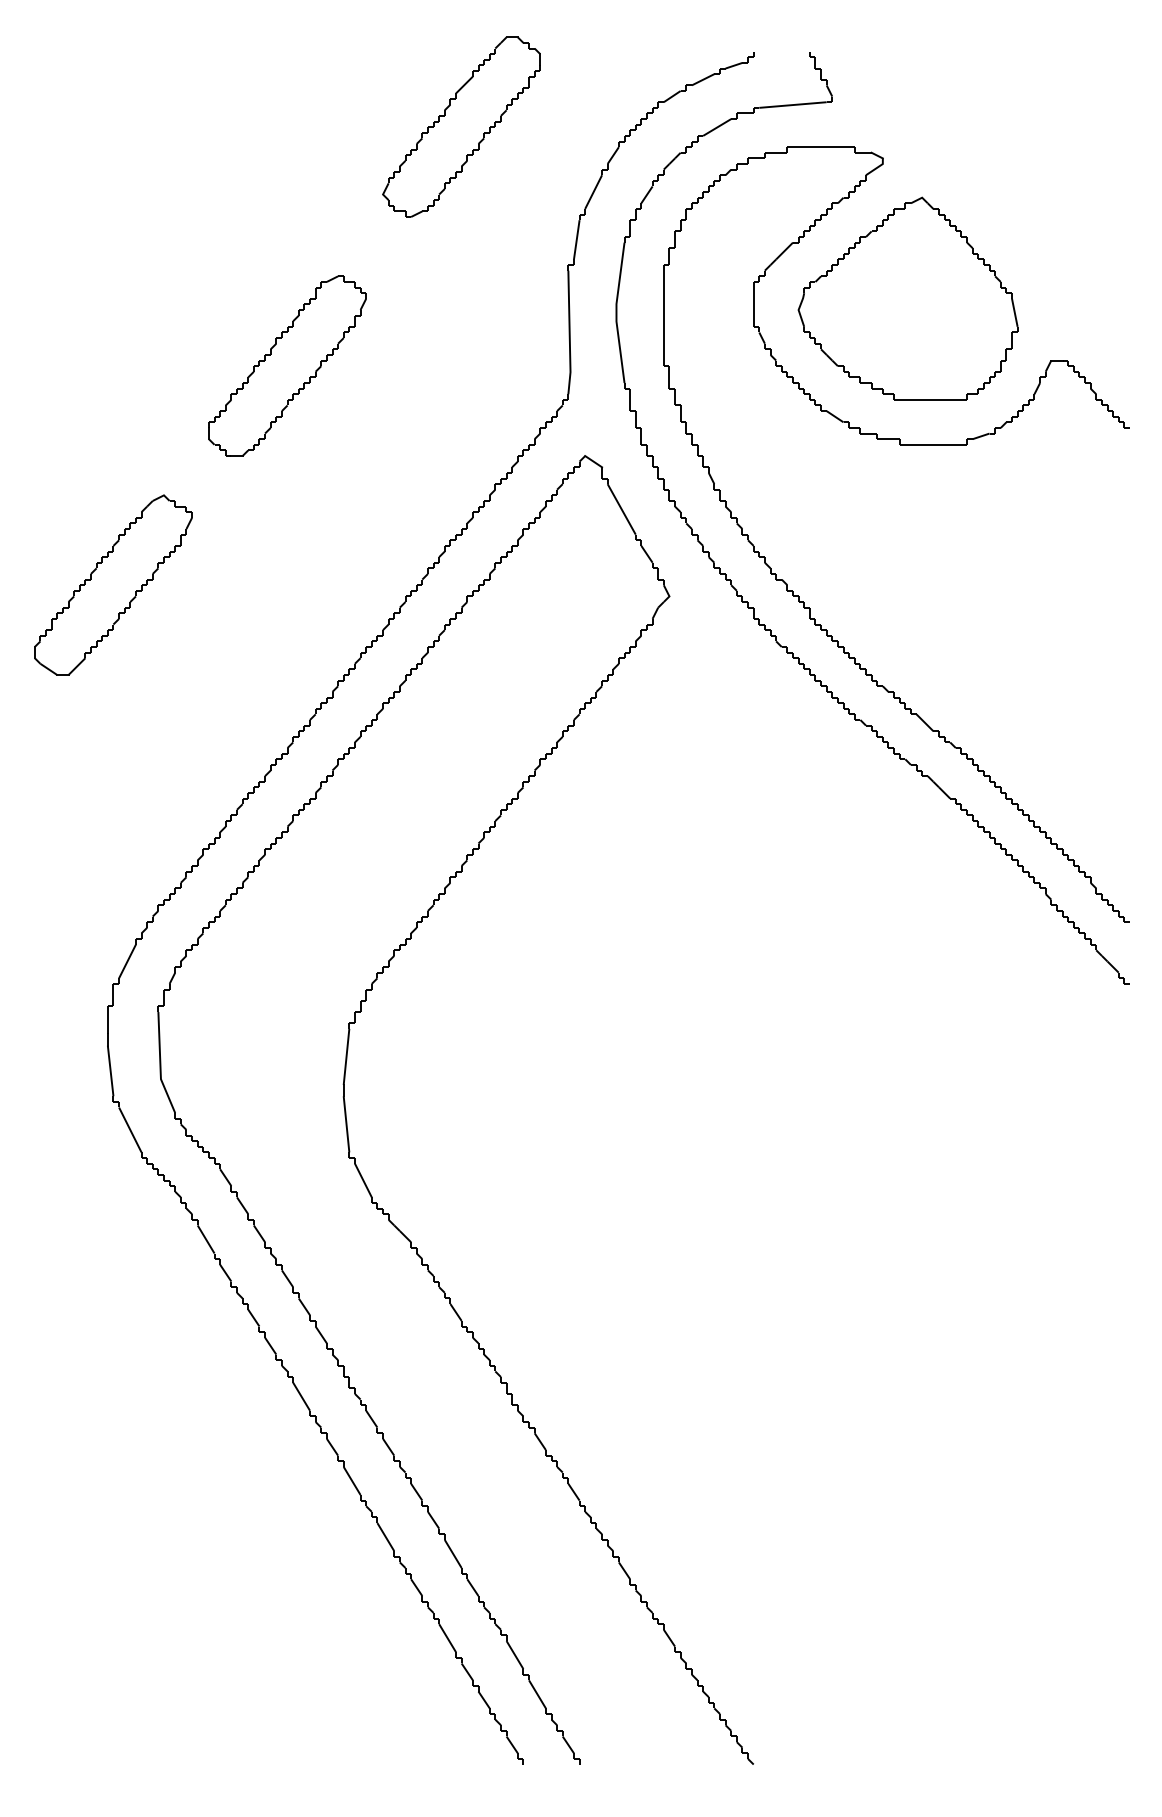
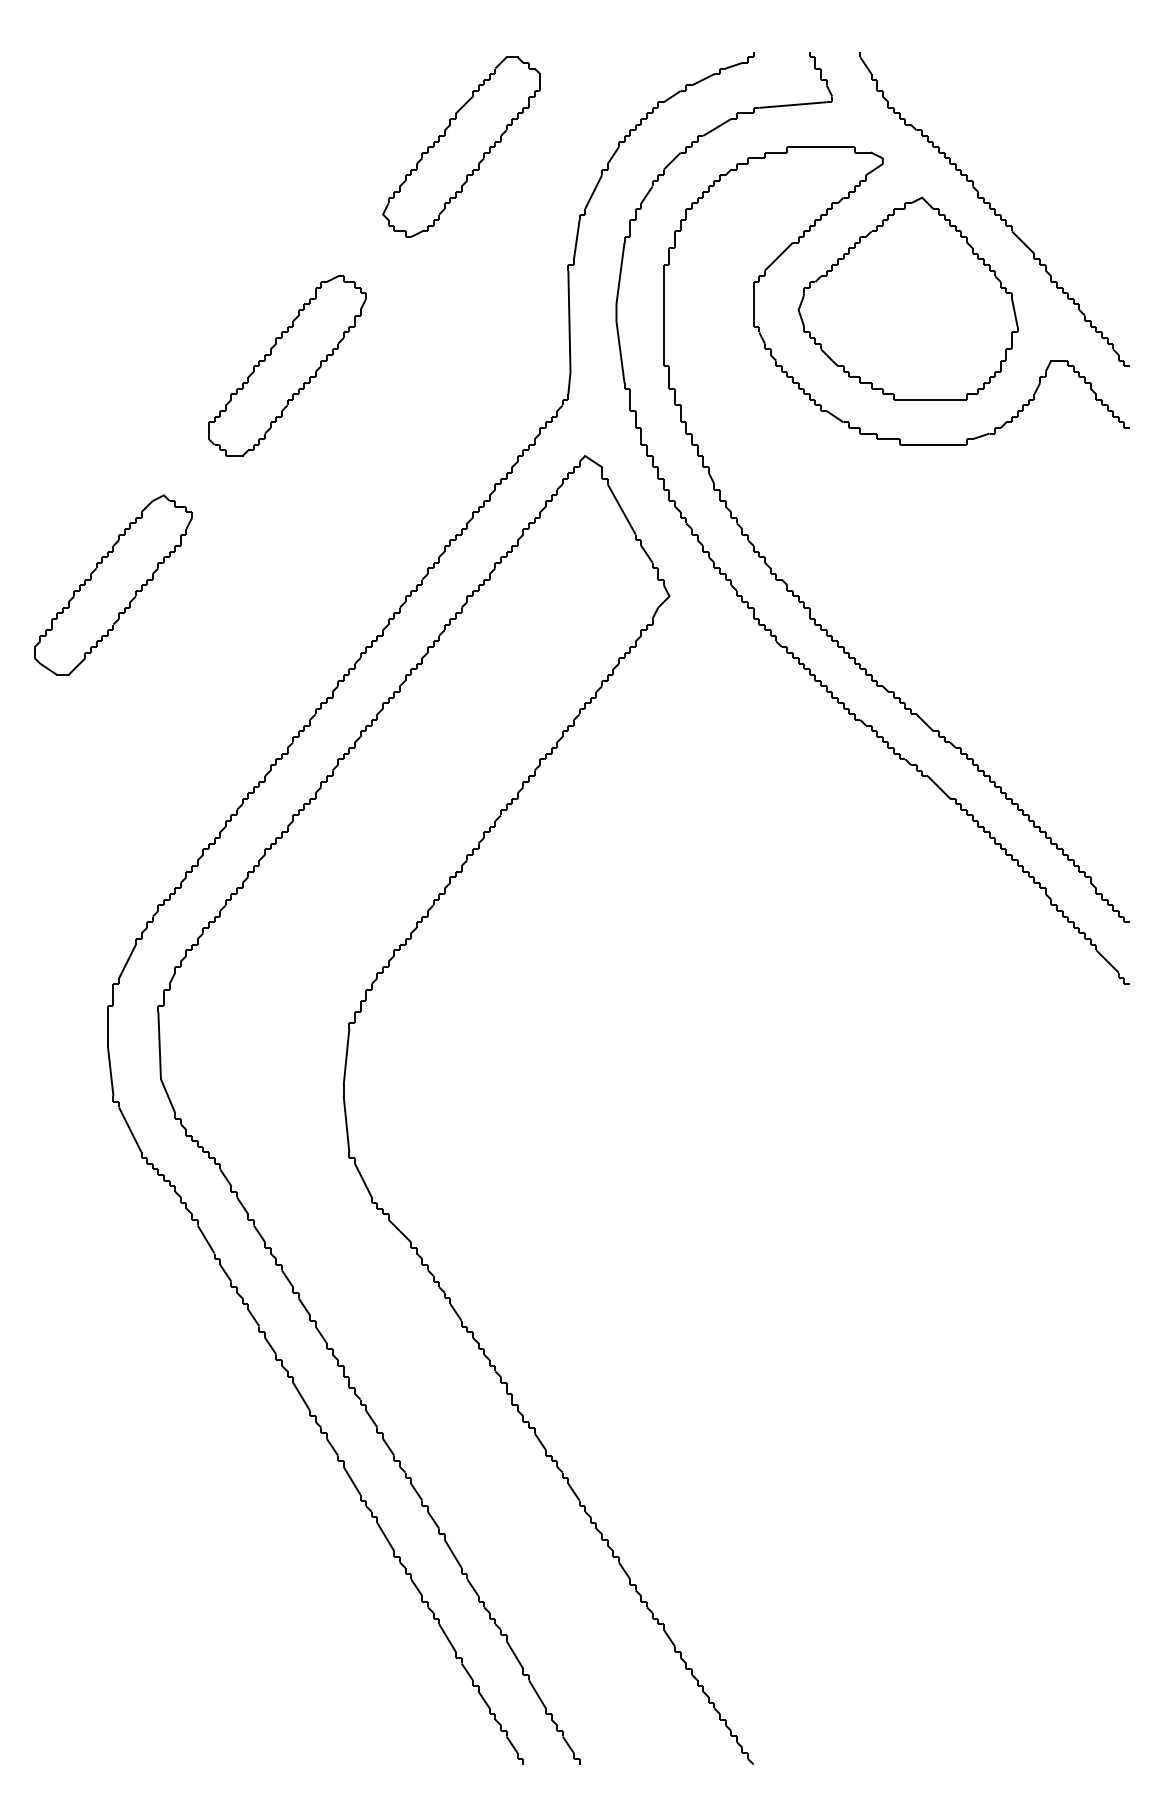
part position: (461, 126) -> (461, 146) (461, 146)
part: none -> present (994, 209)
